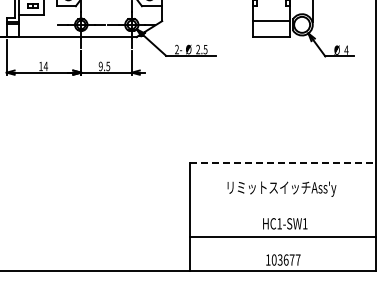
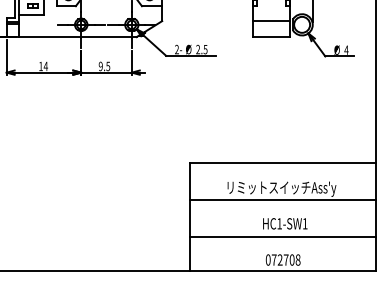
line: dashed -> solid (282, 162)
line: none -> present (282, 199)
text: 103677 -> 072708 (282, 259)
